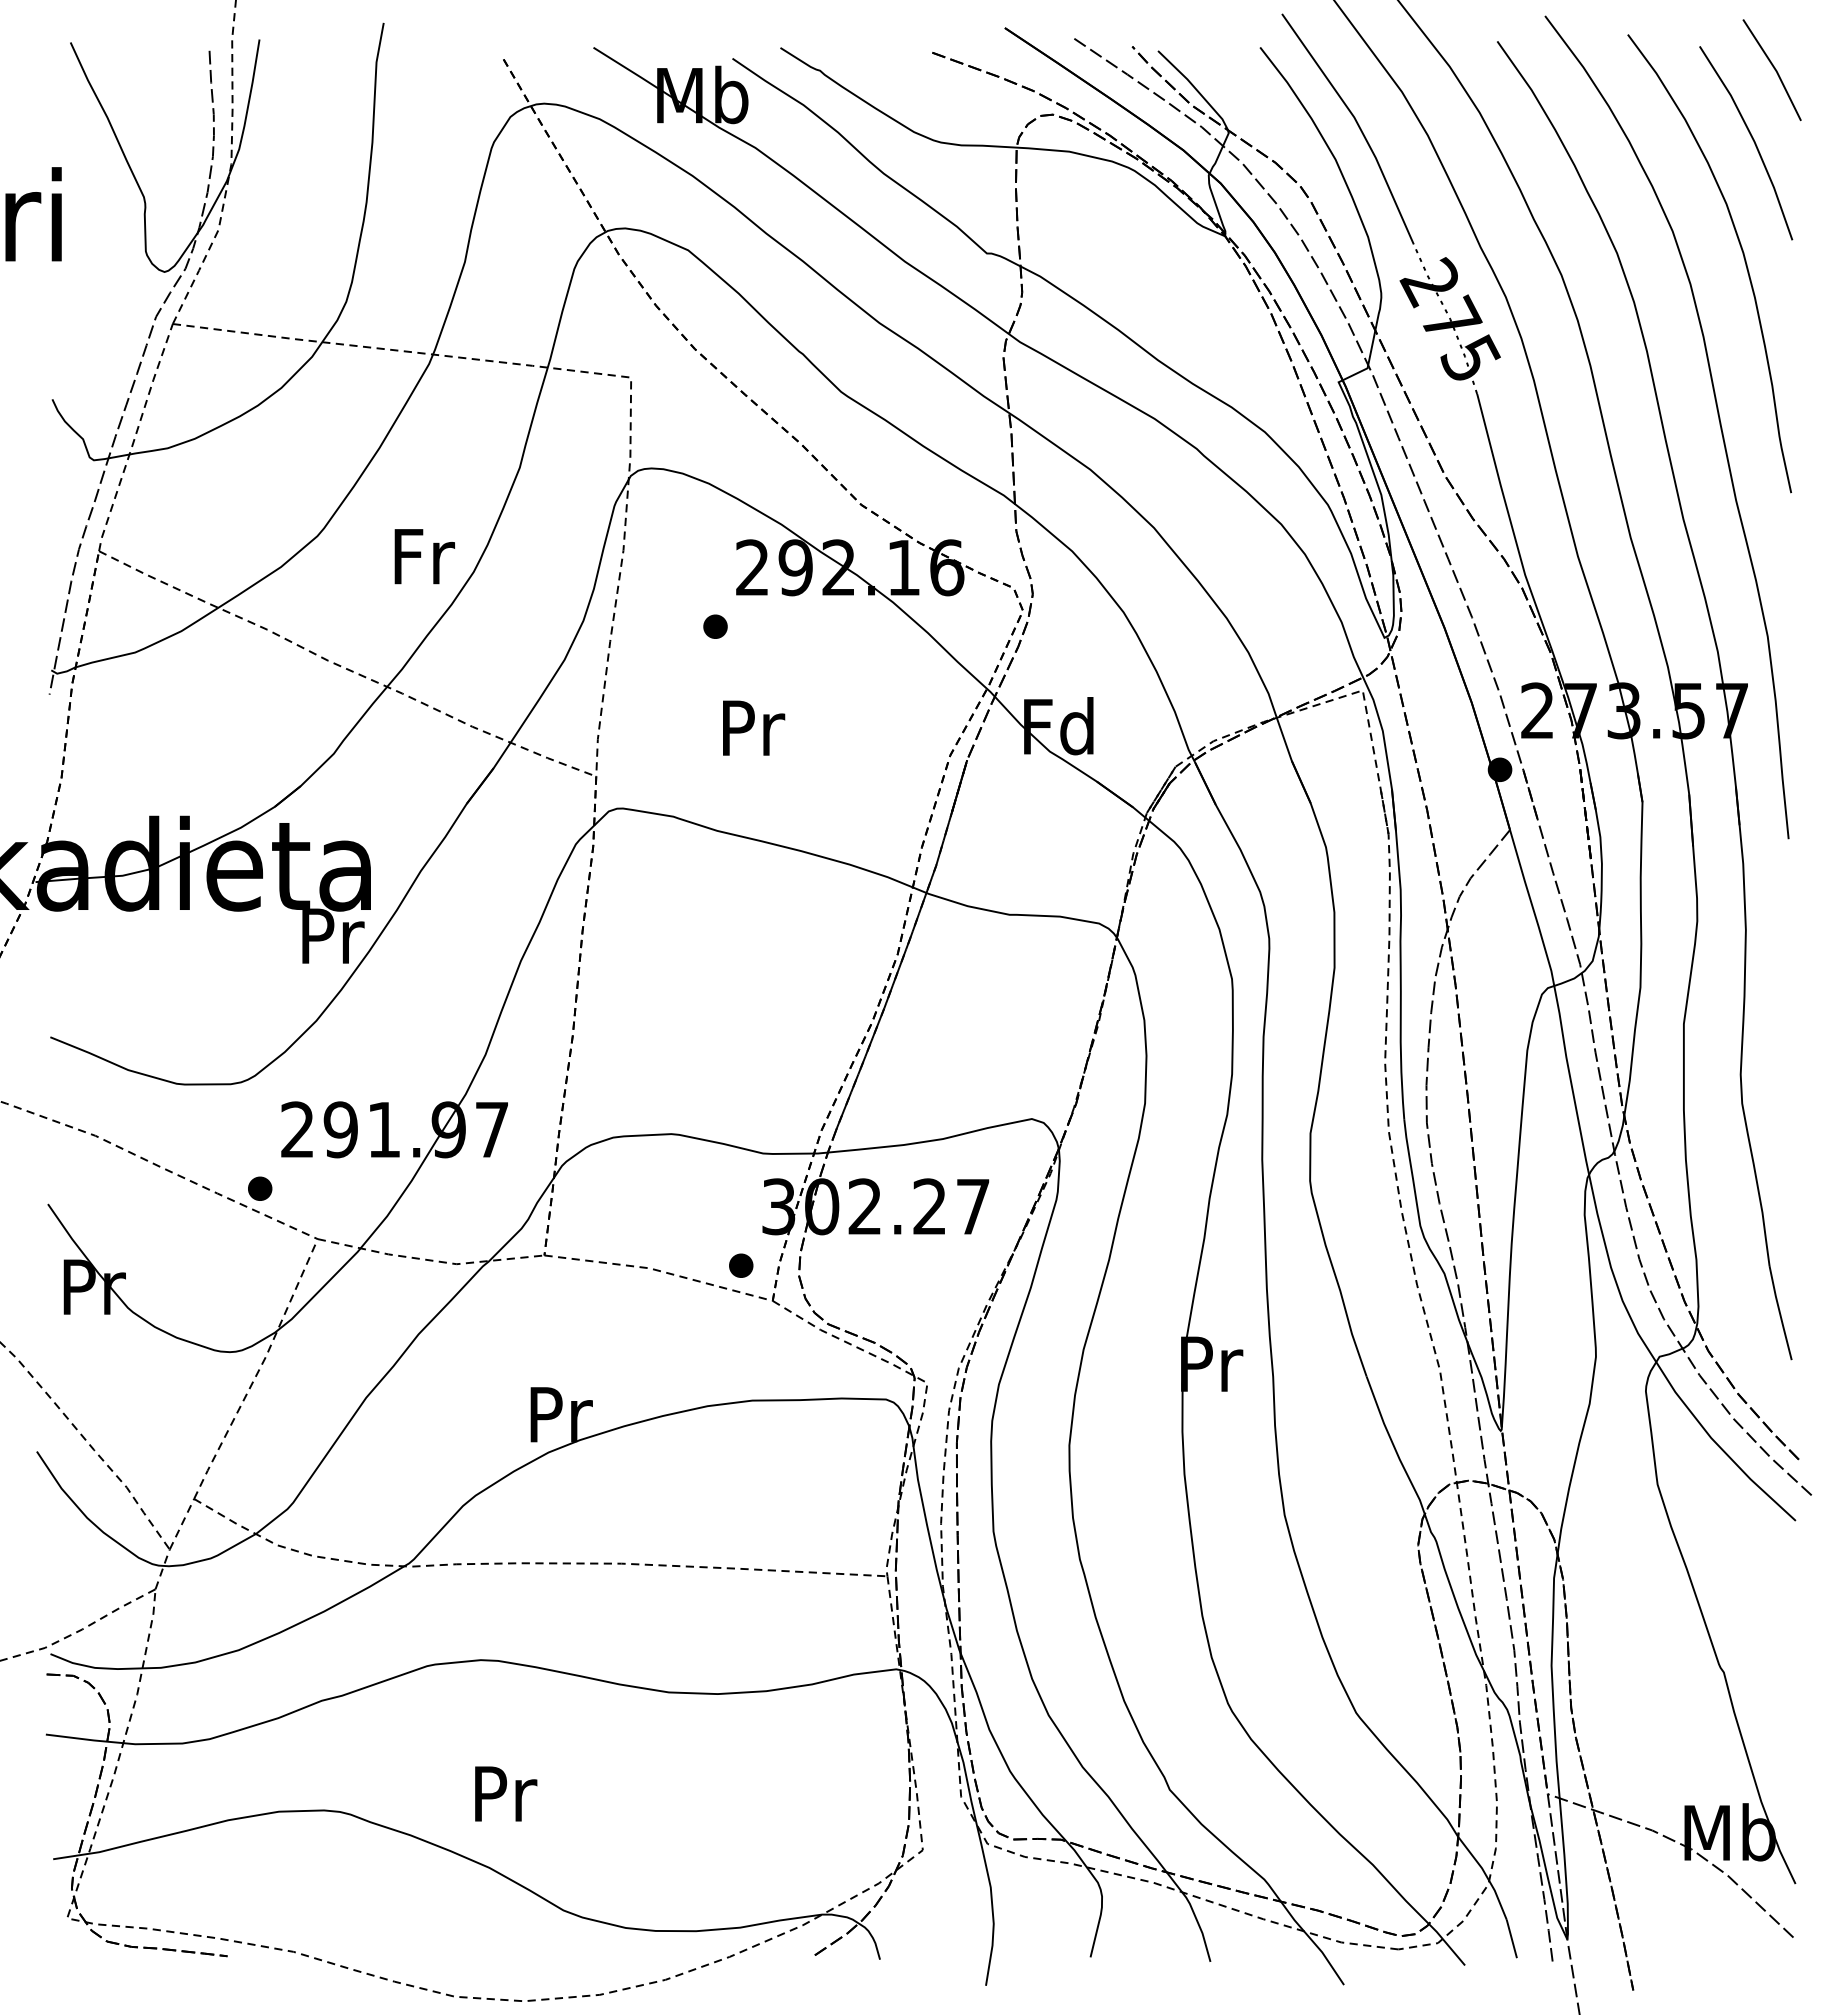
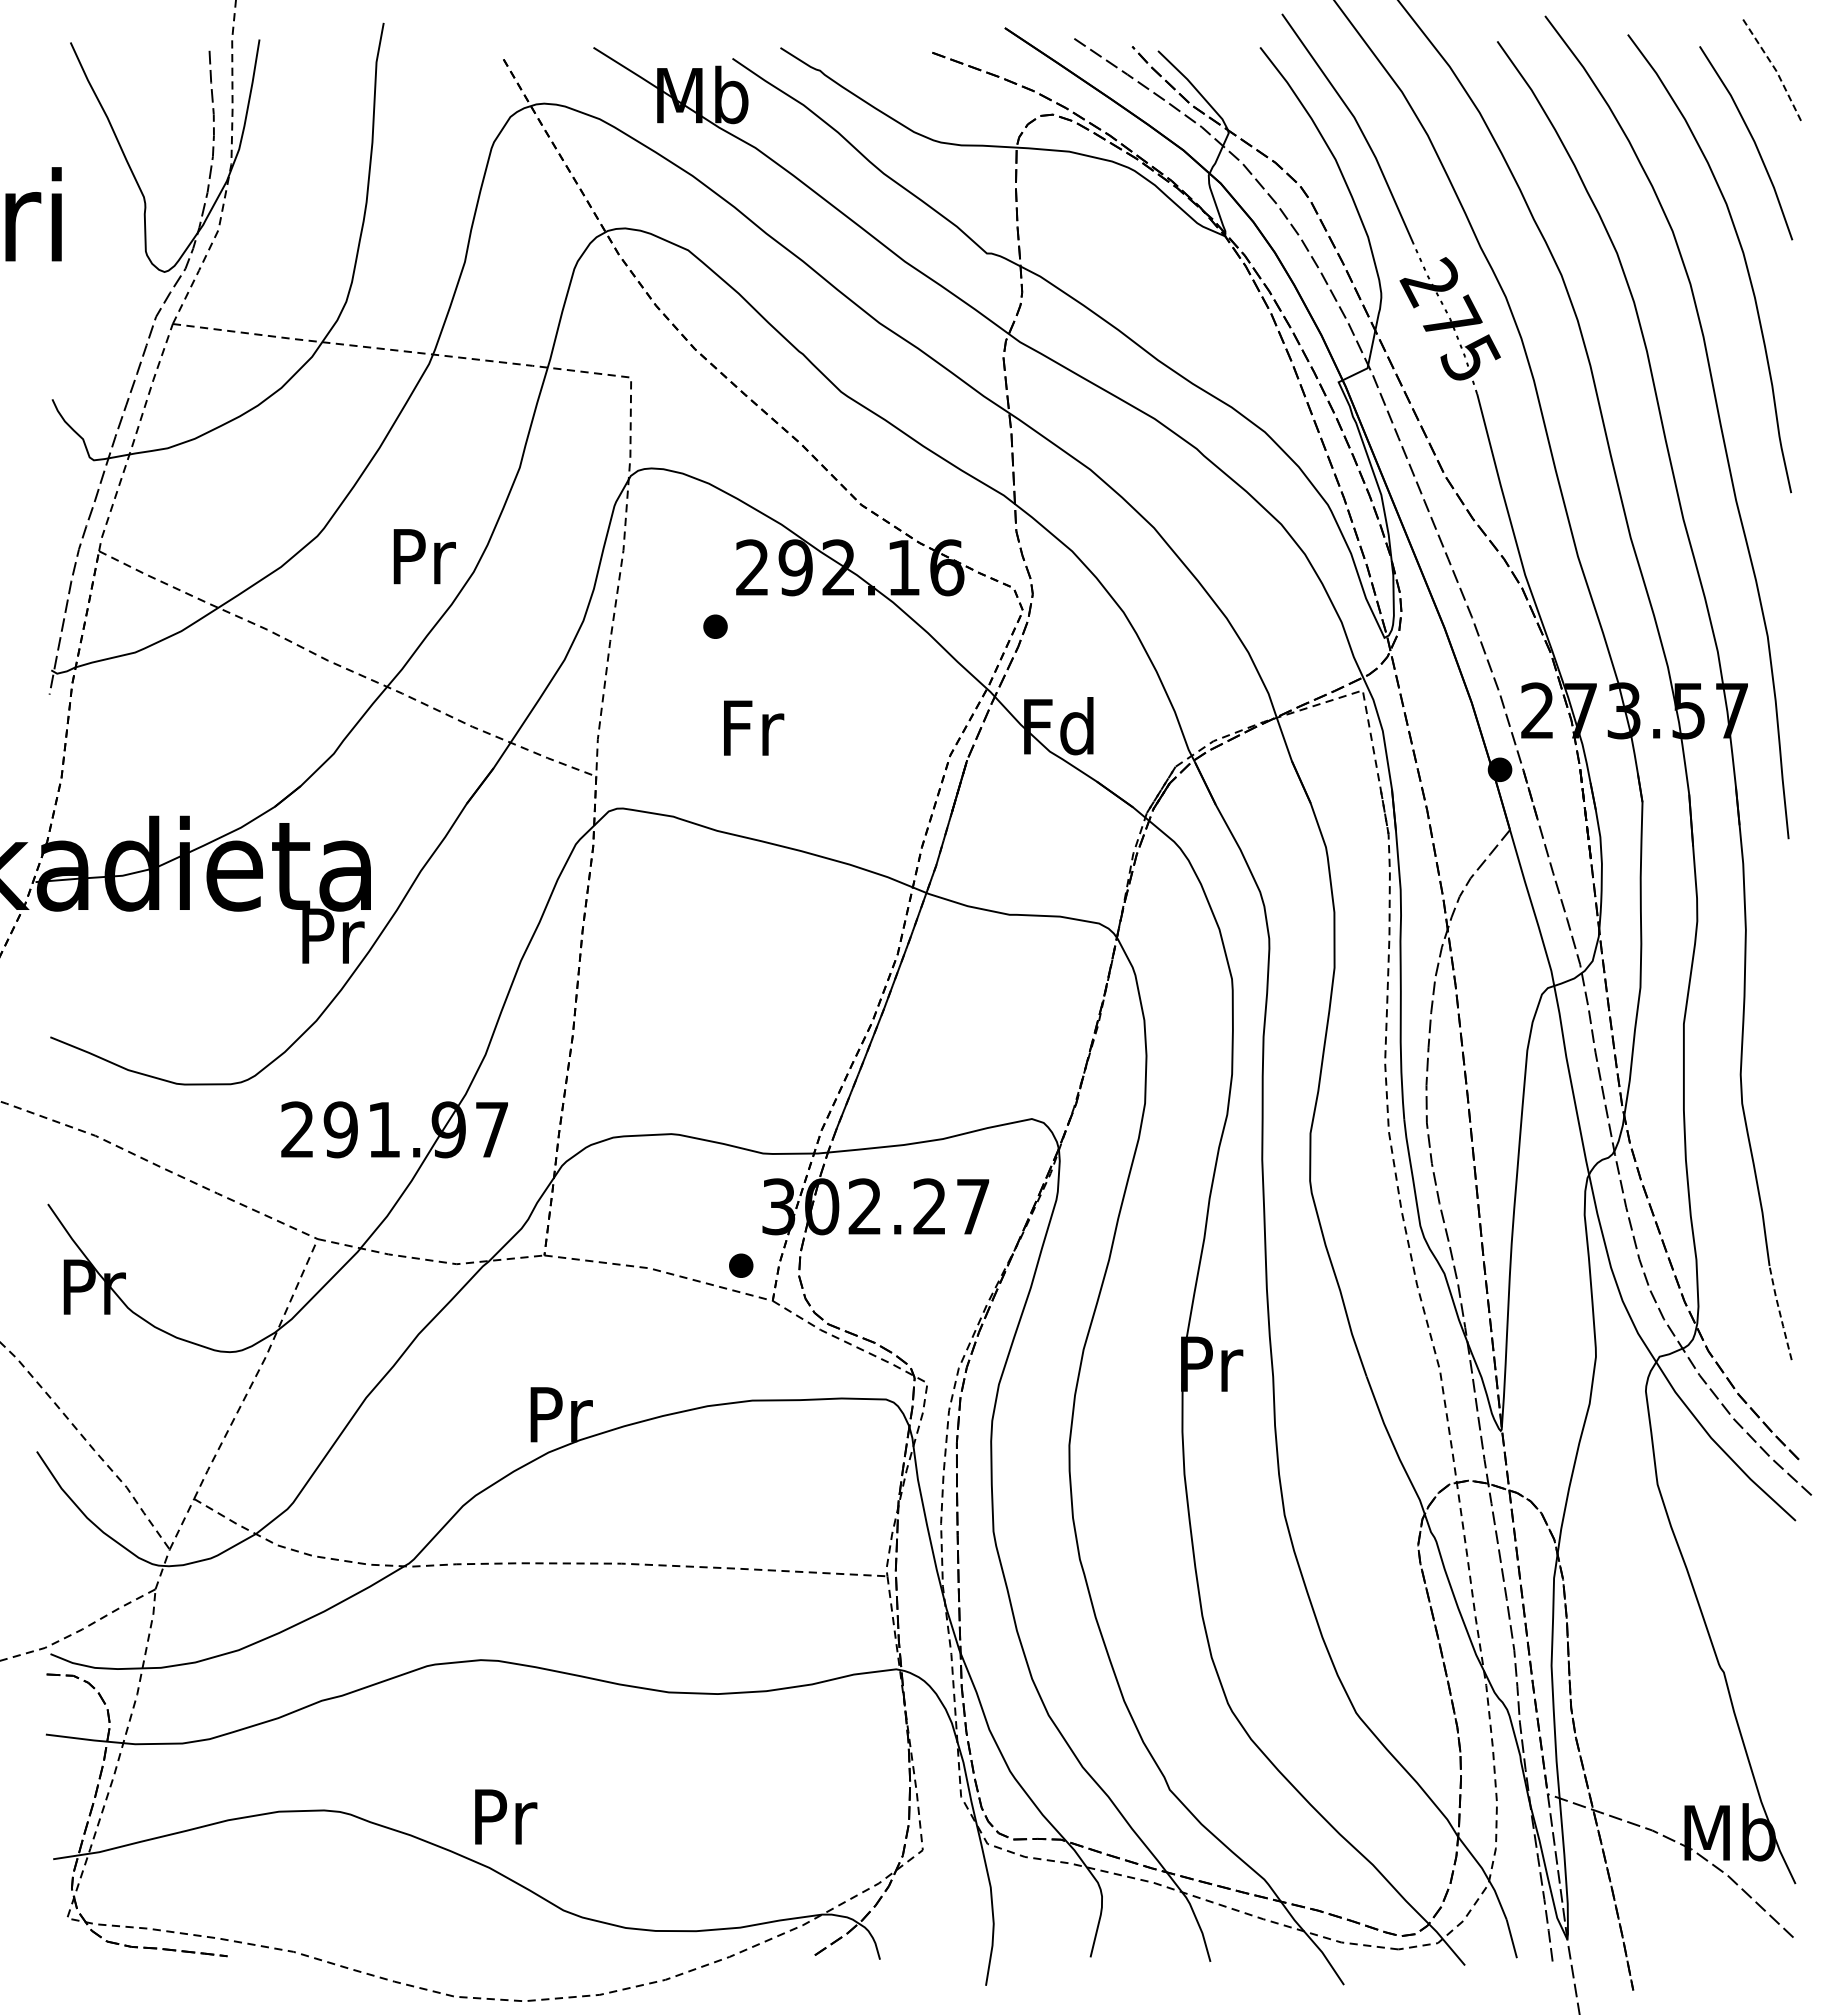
line: solid -> dashed (1775, 68)
text: Fr -> Pr (424, 556)
text: Pr -> Fr (754, 727)
part: present -> none (260, 1188)
line: solid -> dashed (1780, 1313)
text position: (506, 1793) -> (506, 1816) (506, 1816)
